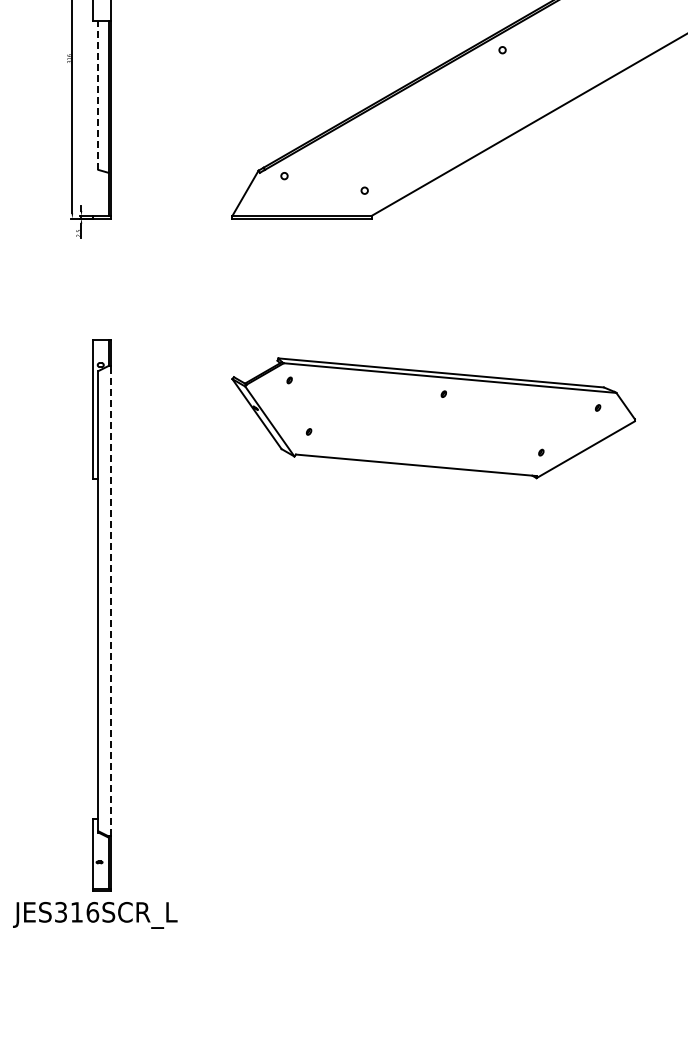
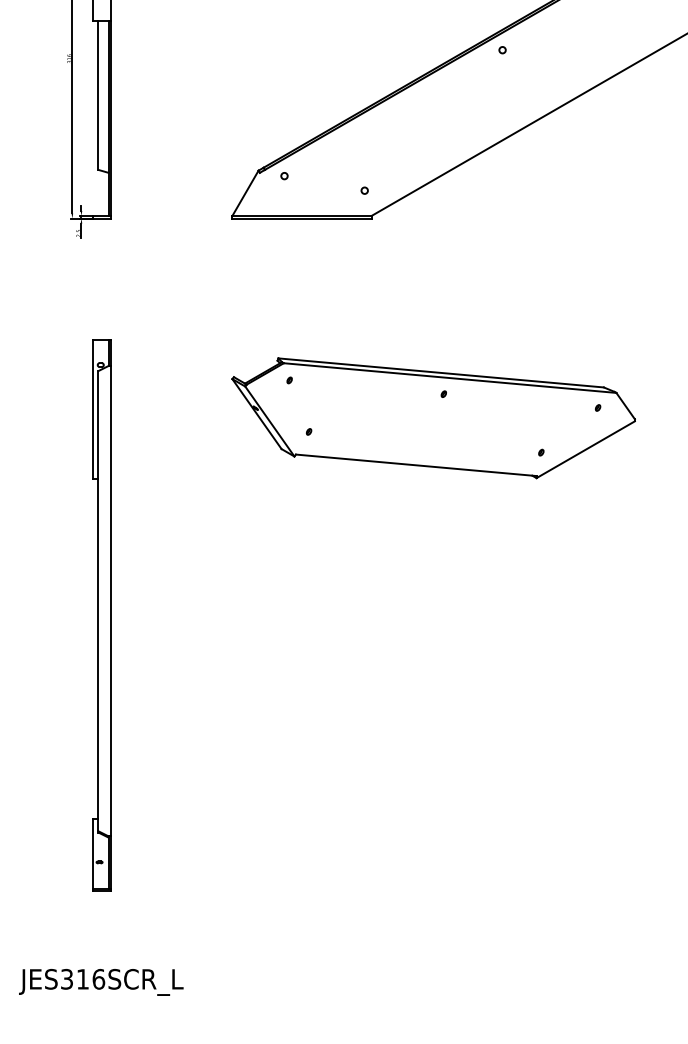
line: dashed -> solid (98, 95)
line: dashed -> solid (111, 600)
text position: (95, 915) -> (101, 982) (101, 982)
